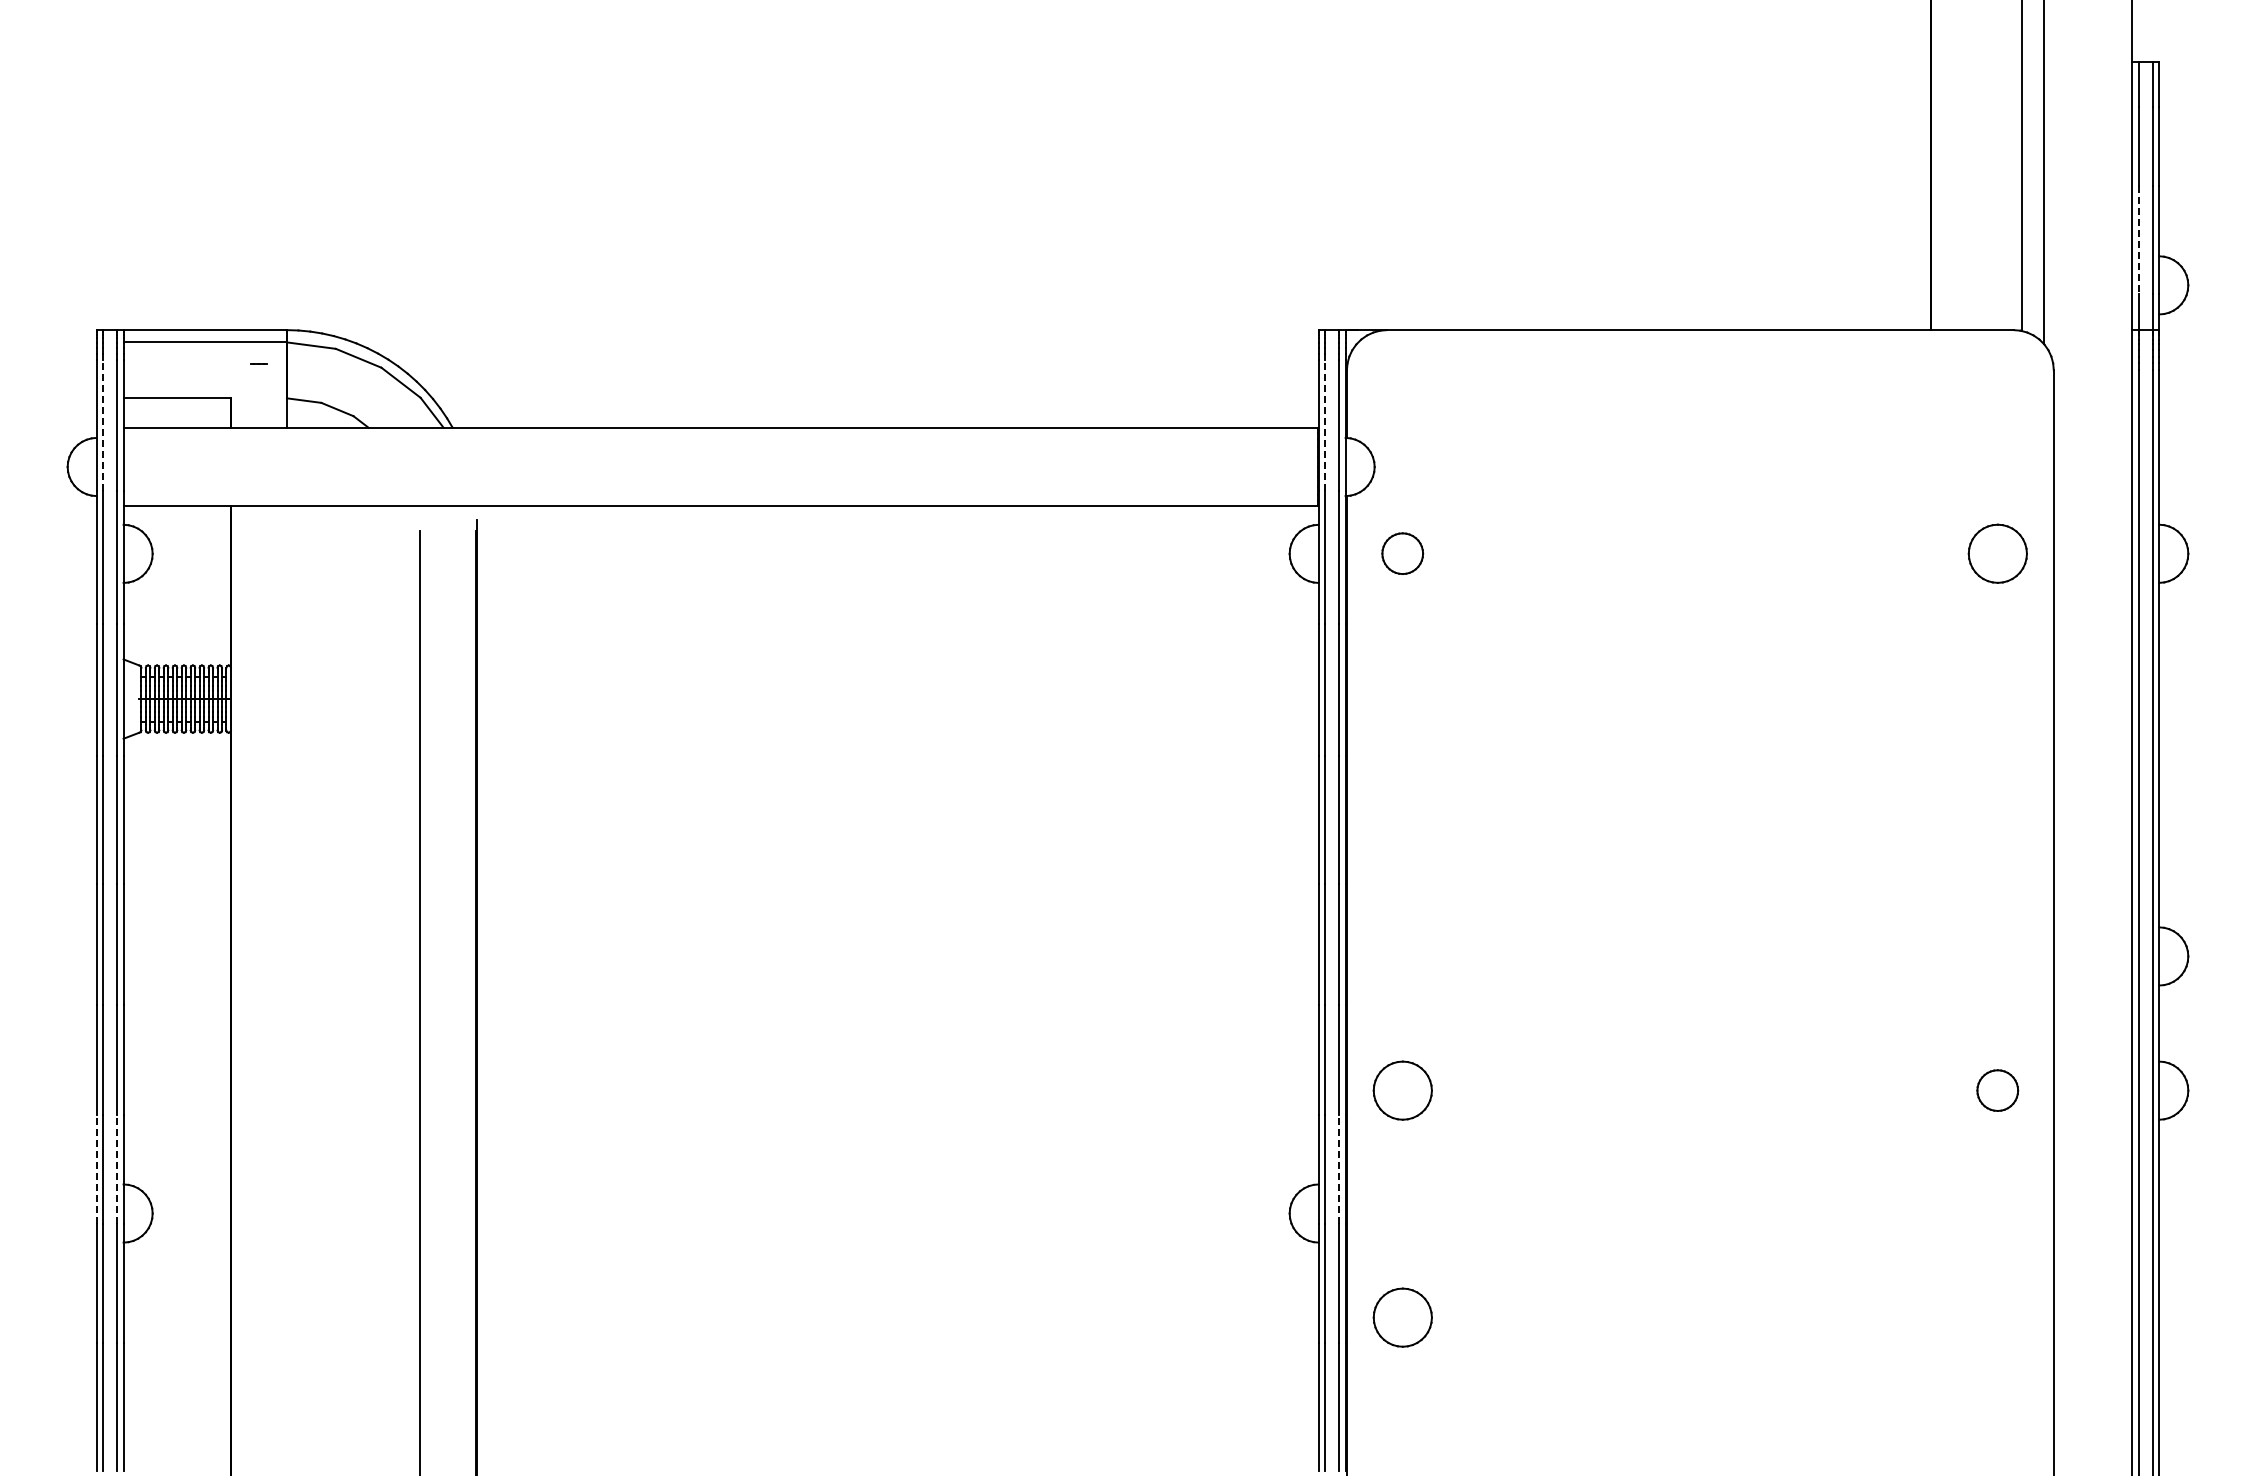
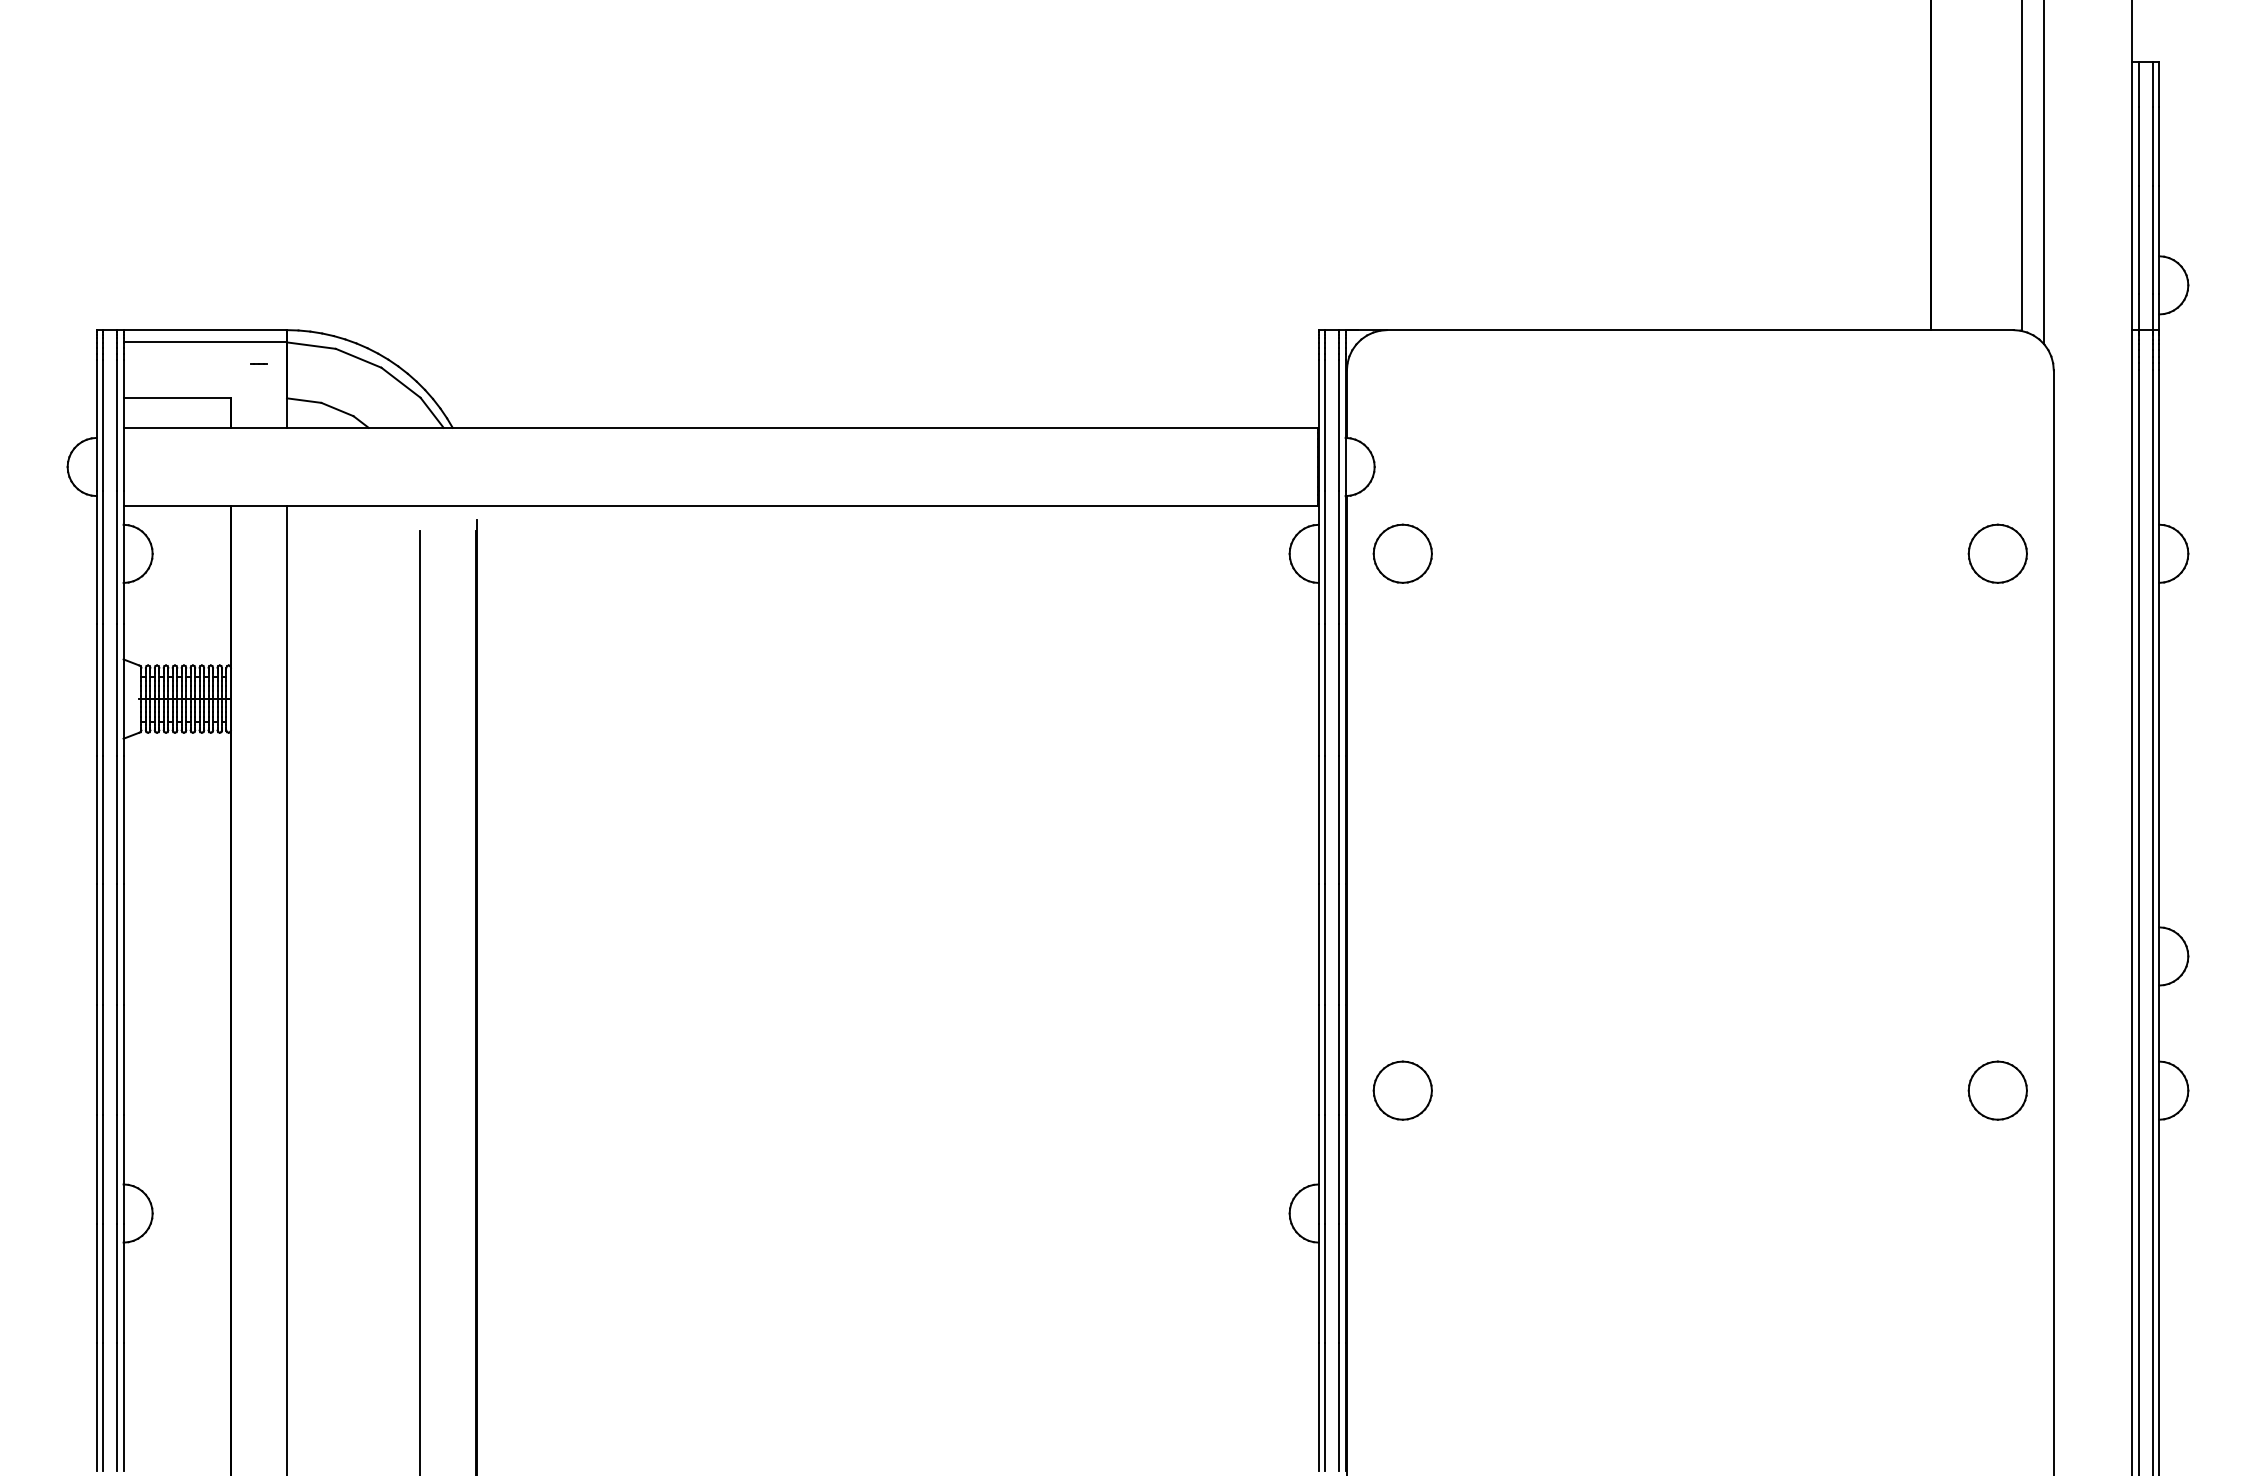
line: dashed -> solid (2139, 240)
line: dashed -> solid (103, 424)
line: dashed -> solid (1325, 424)
part size: 44x43 px -> 61x61 px (1402, 553)
line: none -> present (286, 989)
part size: 44x43 px -> 61x61 px (1997, 1090)
line: dashed -> solid (96, 1168)
line: dashed -> solid (116, 1168)
line: dashed -> solid (1338, 1168)
part: present -> none (1402, 1317)
